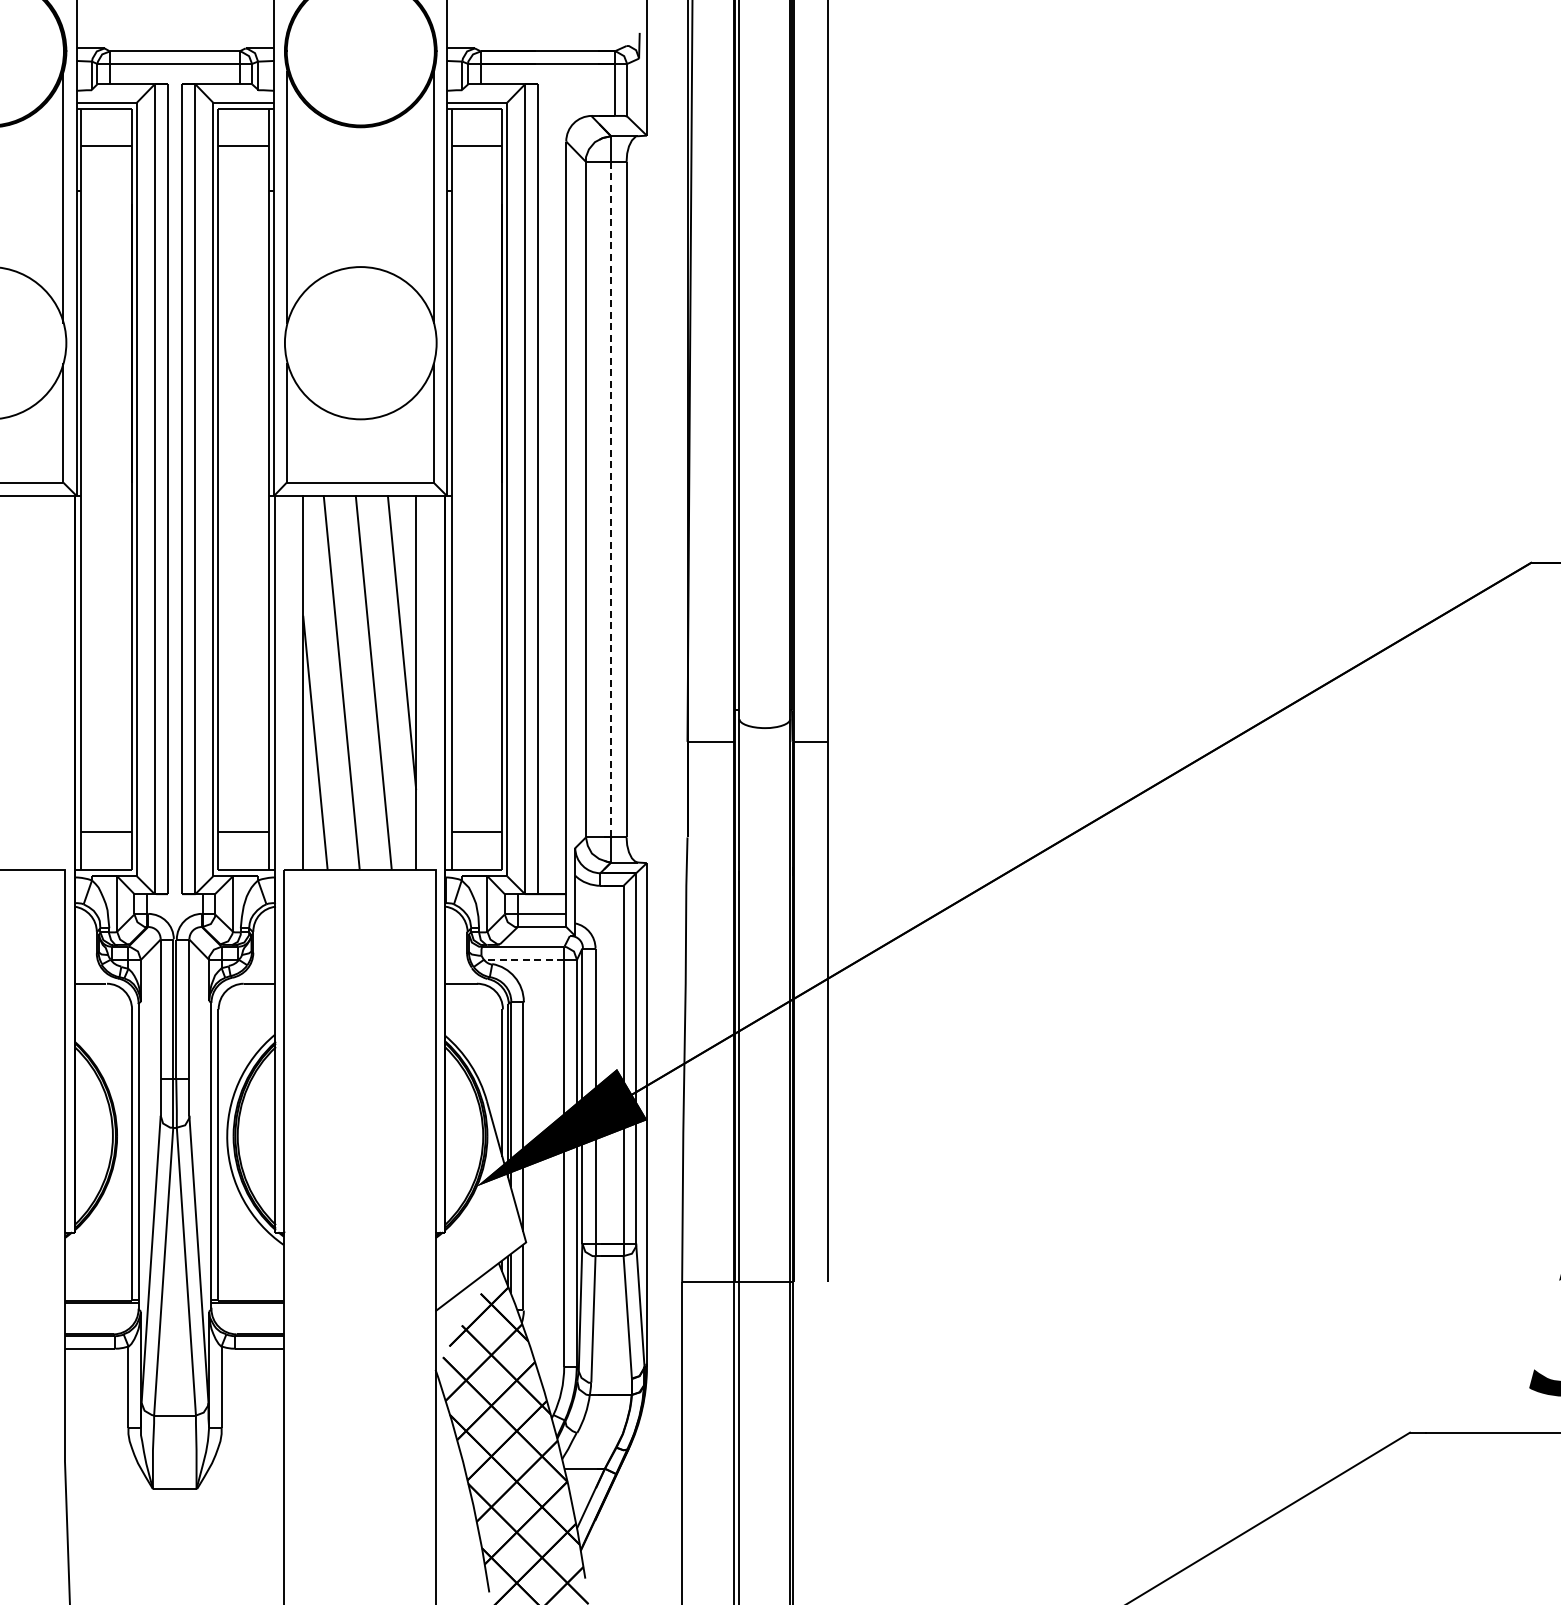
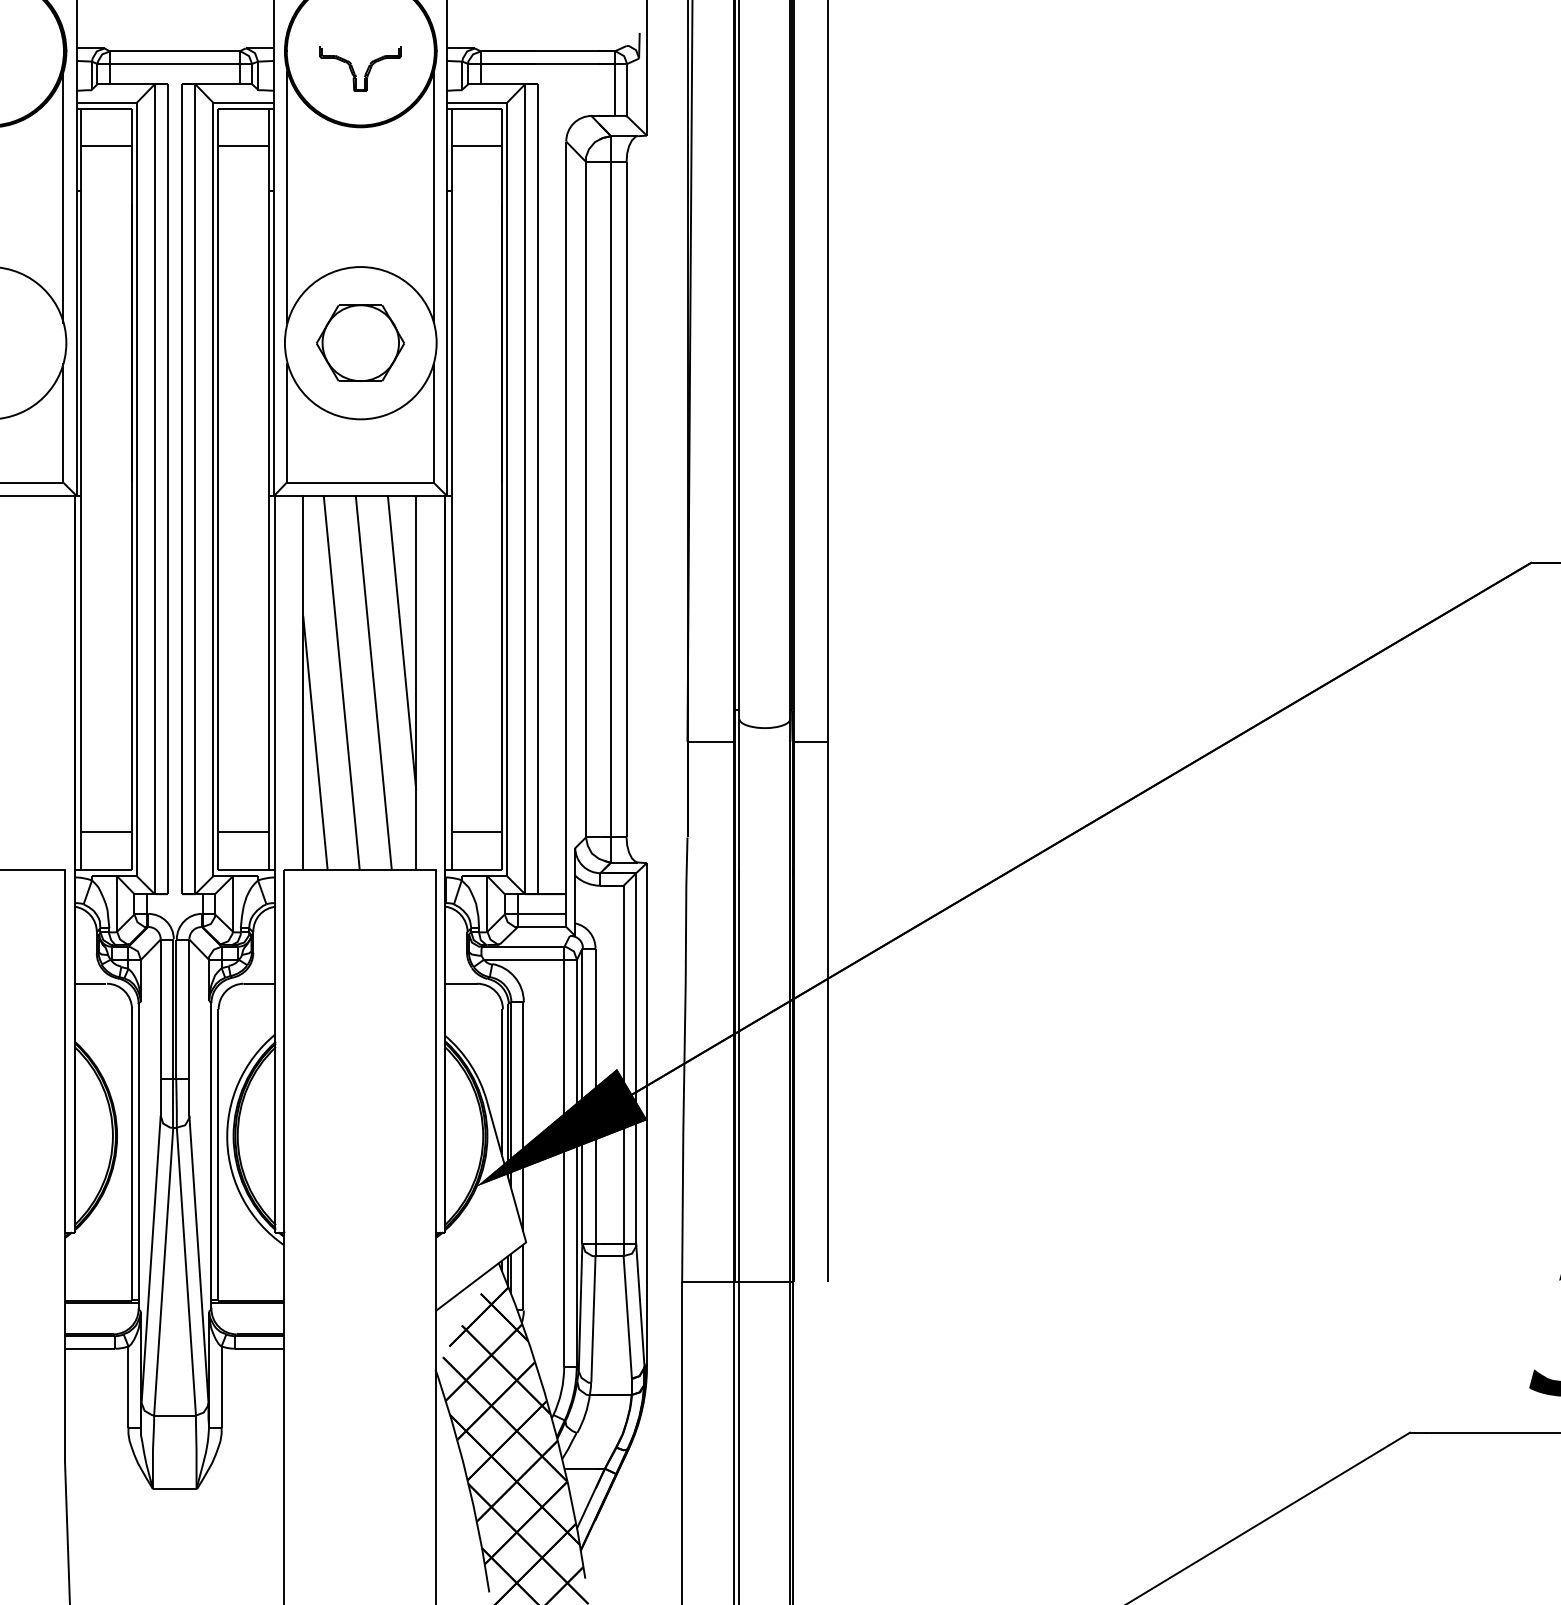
part: none -> present (366, 69)
part: none -> present (360, 342)
line: dashed -> solid (611, 500)
line: dashed -> solid (523, 959)
